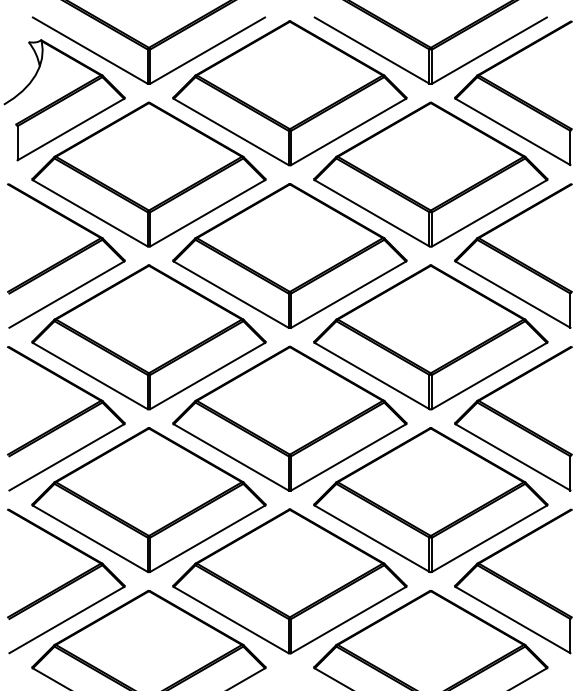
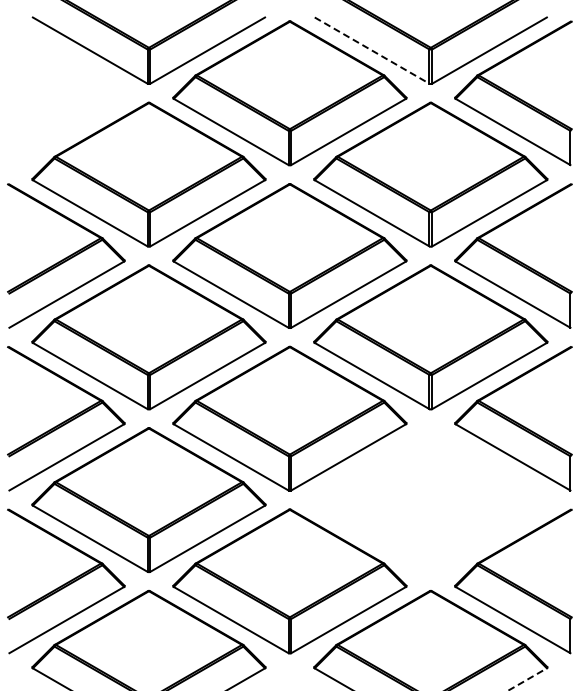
line: solid -> dashed (372, 50)
part: present -> none (64, 100)
part: present -> none (430, 500)
line: solid -> dashed (527, 679)
